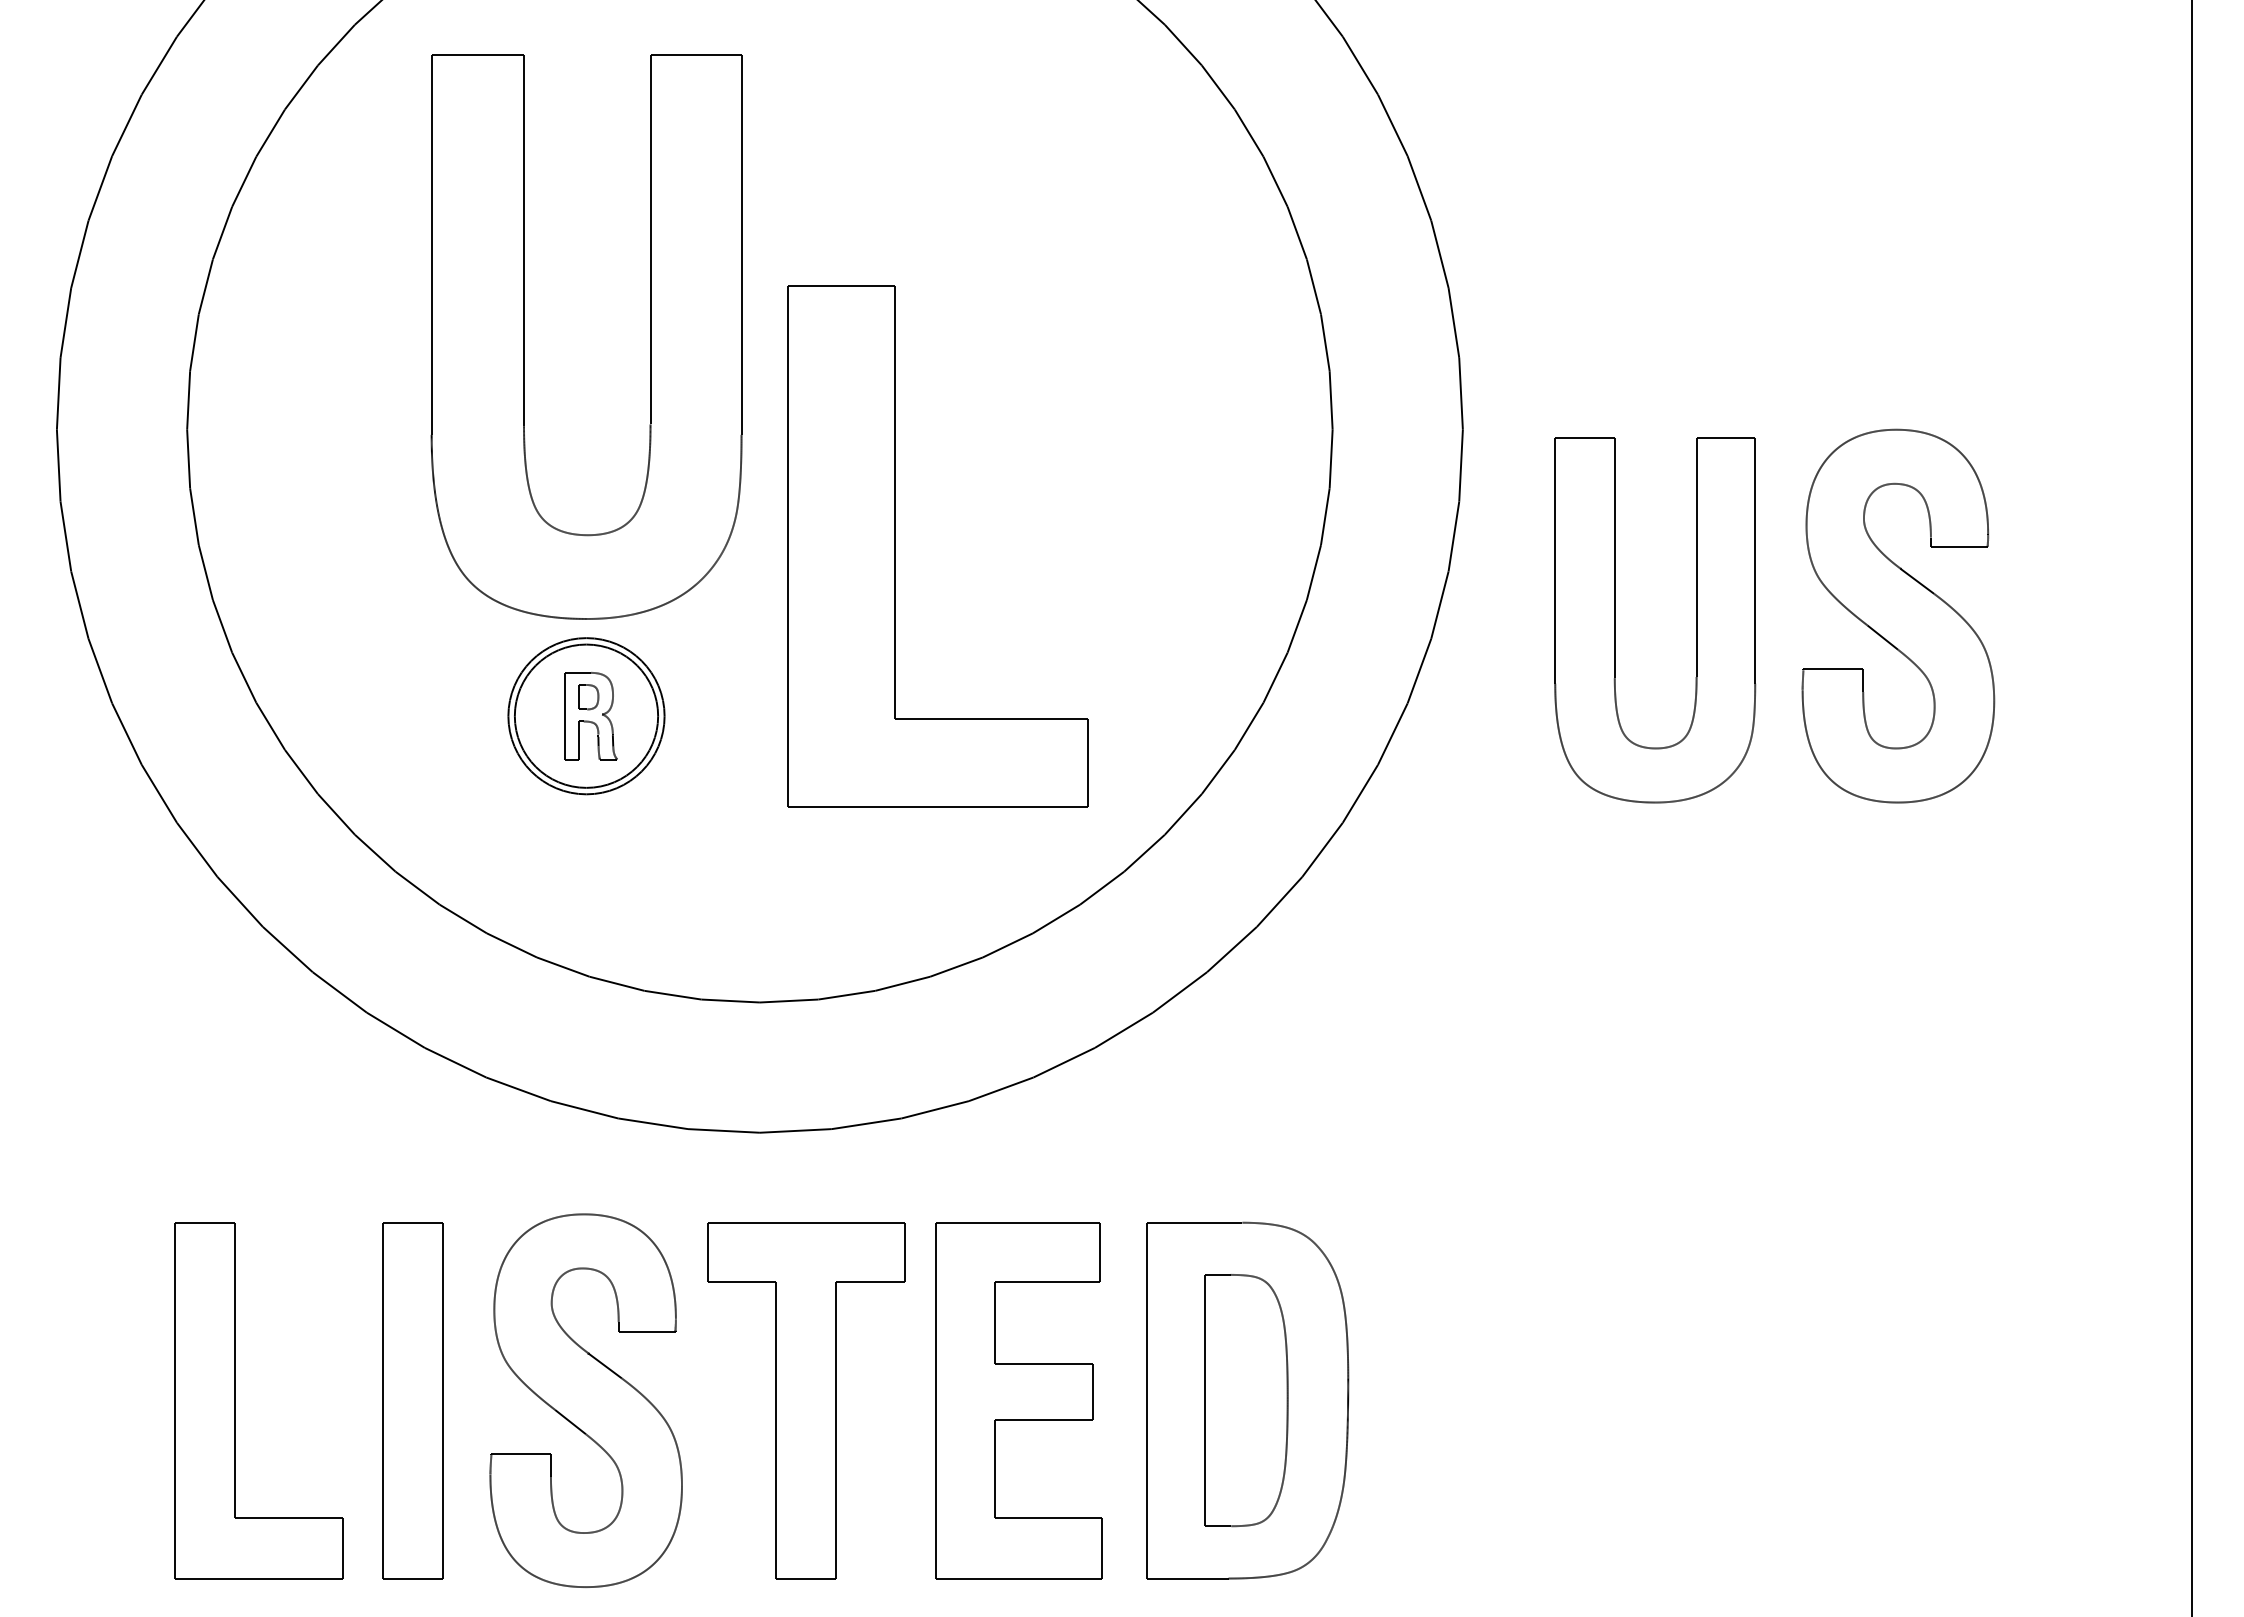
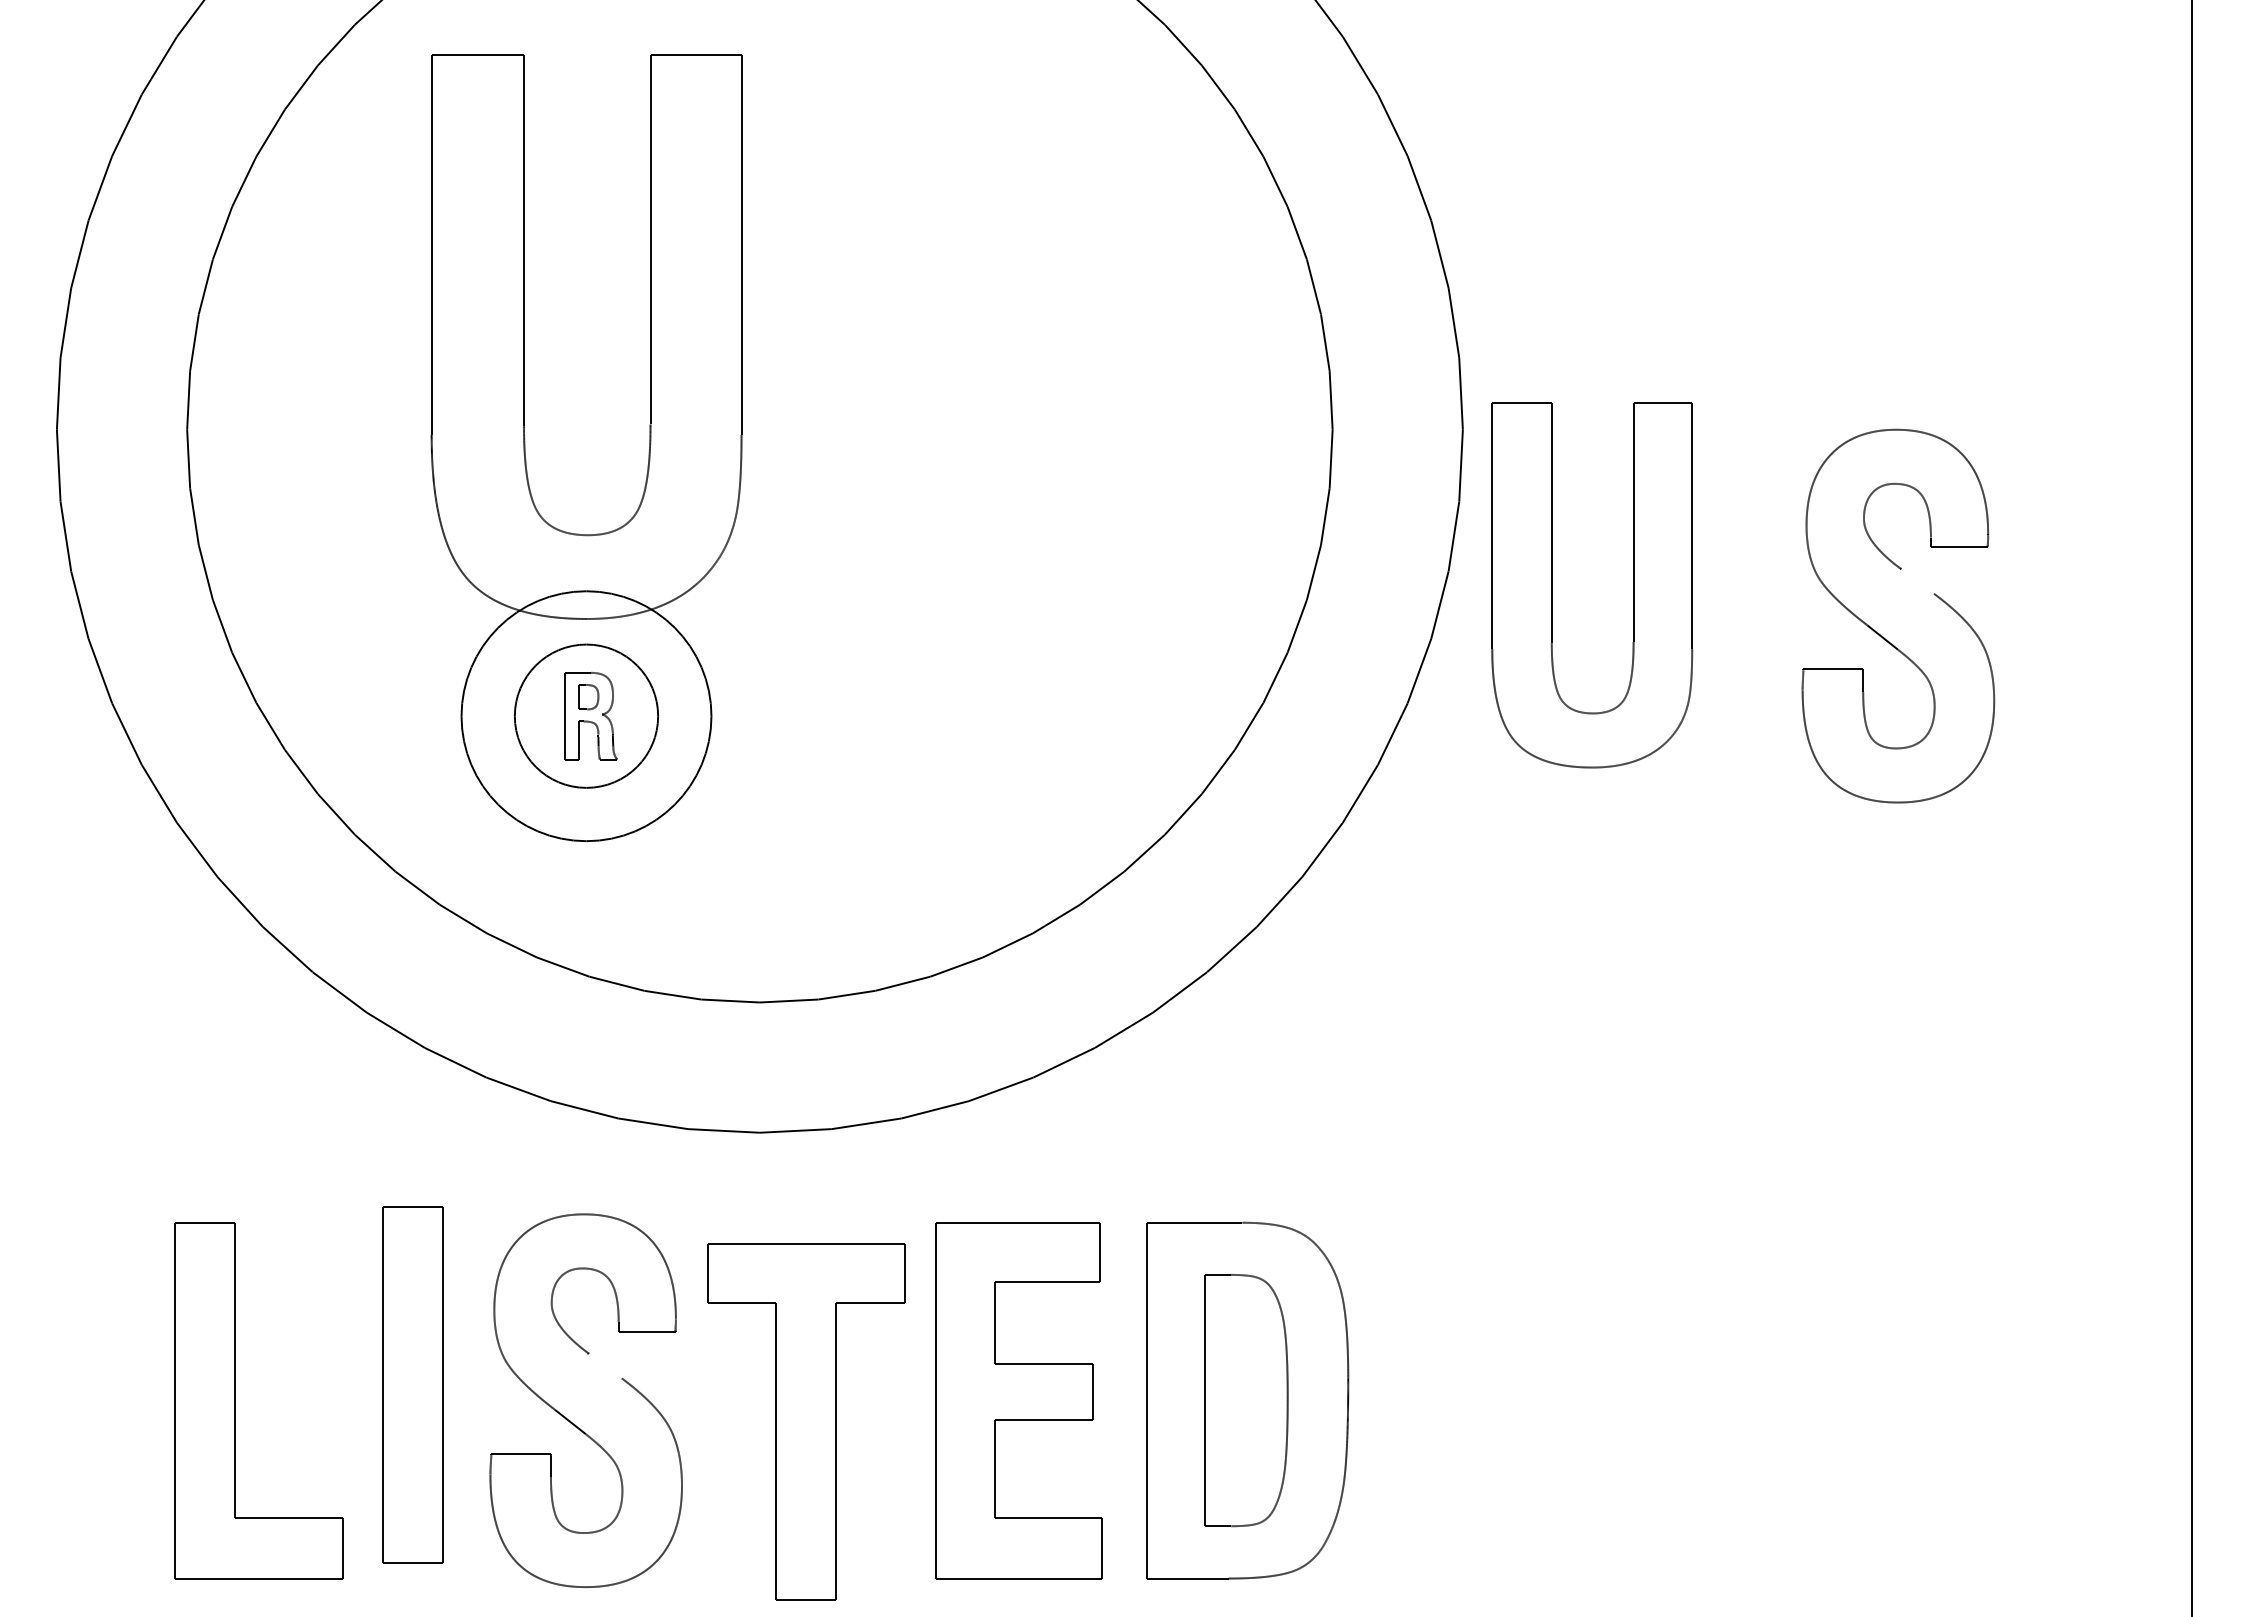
part: present -> none (895, 546)
line: present -> none (1917, 581)
part position: (1615, 620) -> (1552, 585) (1552, 585)
circle diameter: 156 px -> 250 px (586, 716)
line: present -> none (604, 1365)
part position: (412, 1400) -> (412, 1384) (412, 1384)
part position: (806, 1400) -> (806, 1421) (806, 1421)
